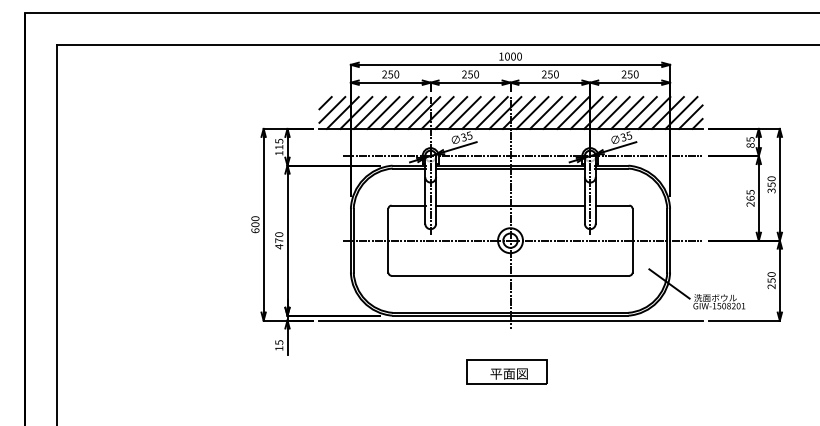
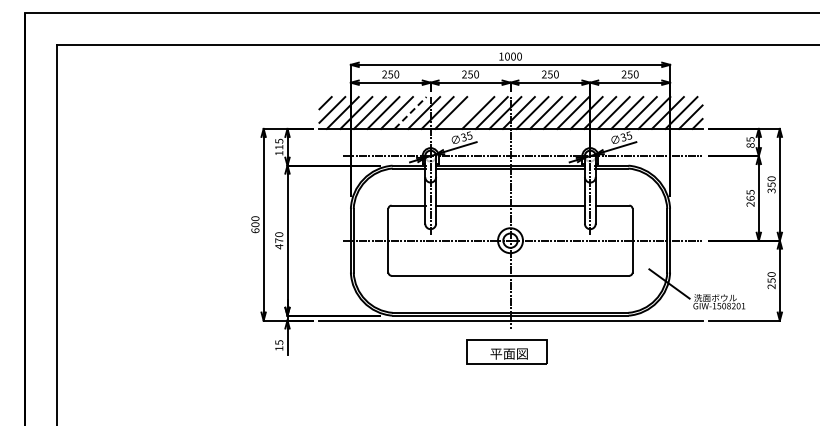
line: solid -> dashed (410, 112)
line: present -> none (464, 112)
part position: (506, 371) -> (506, 351) (506, 351)
